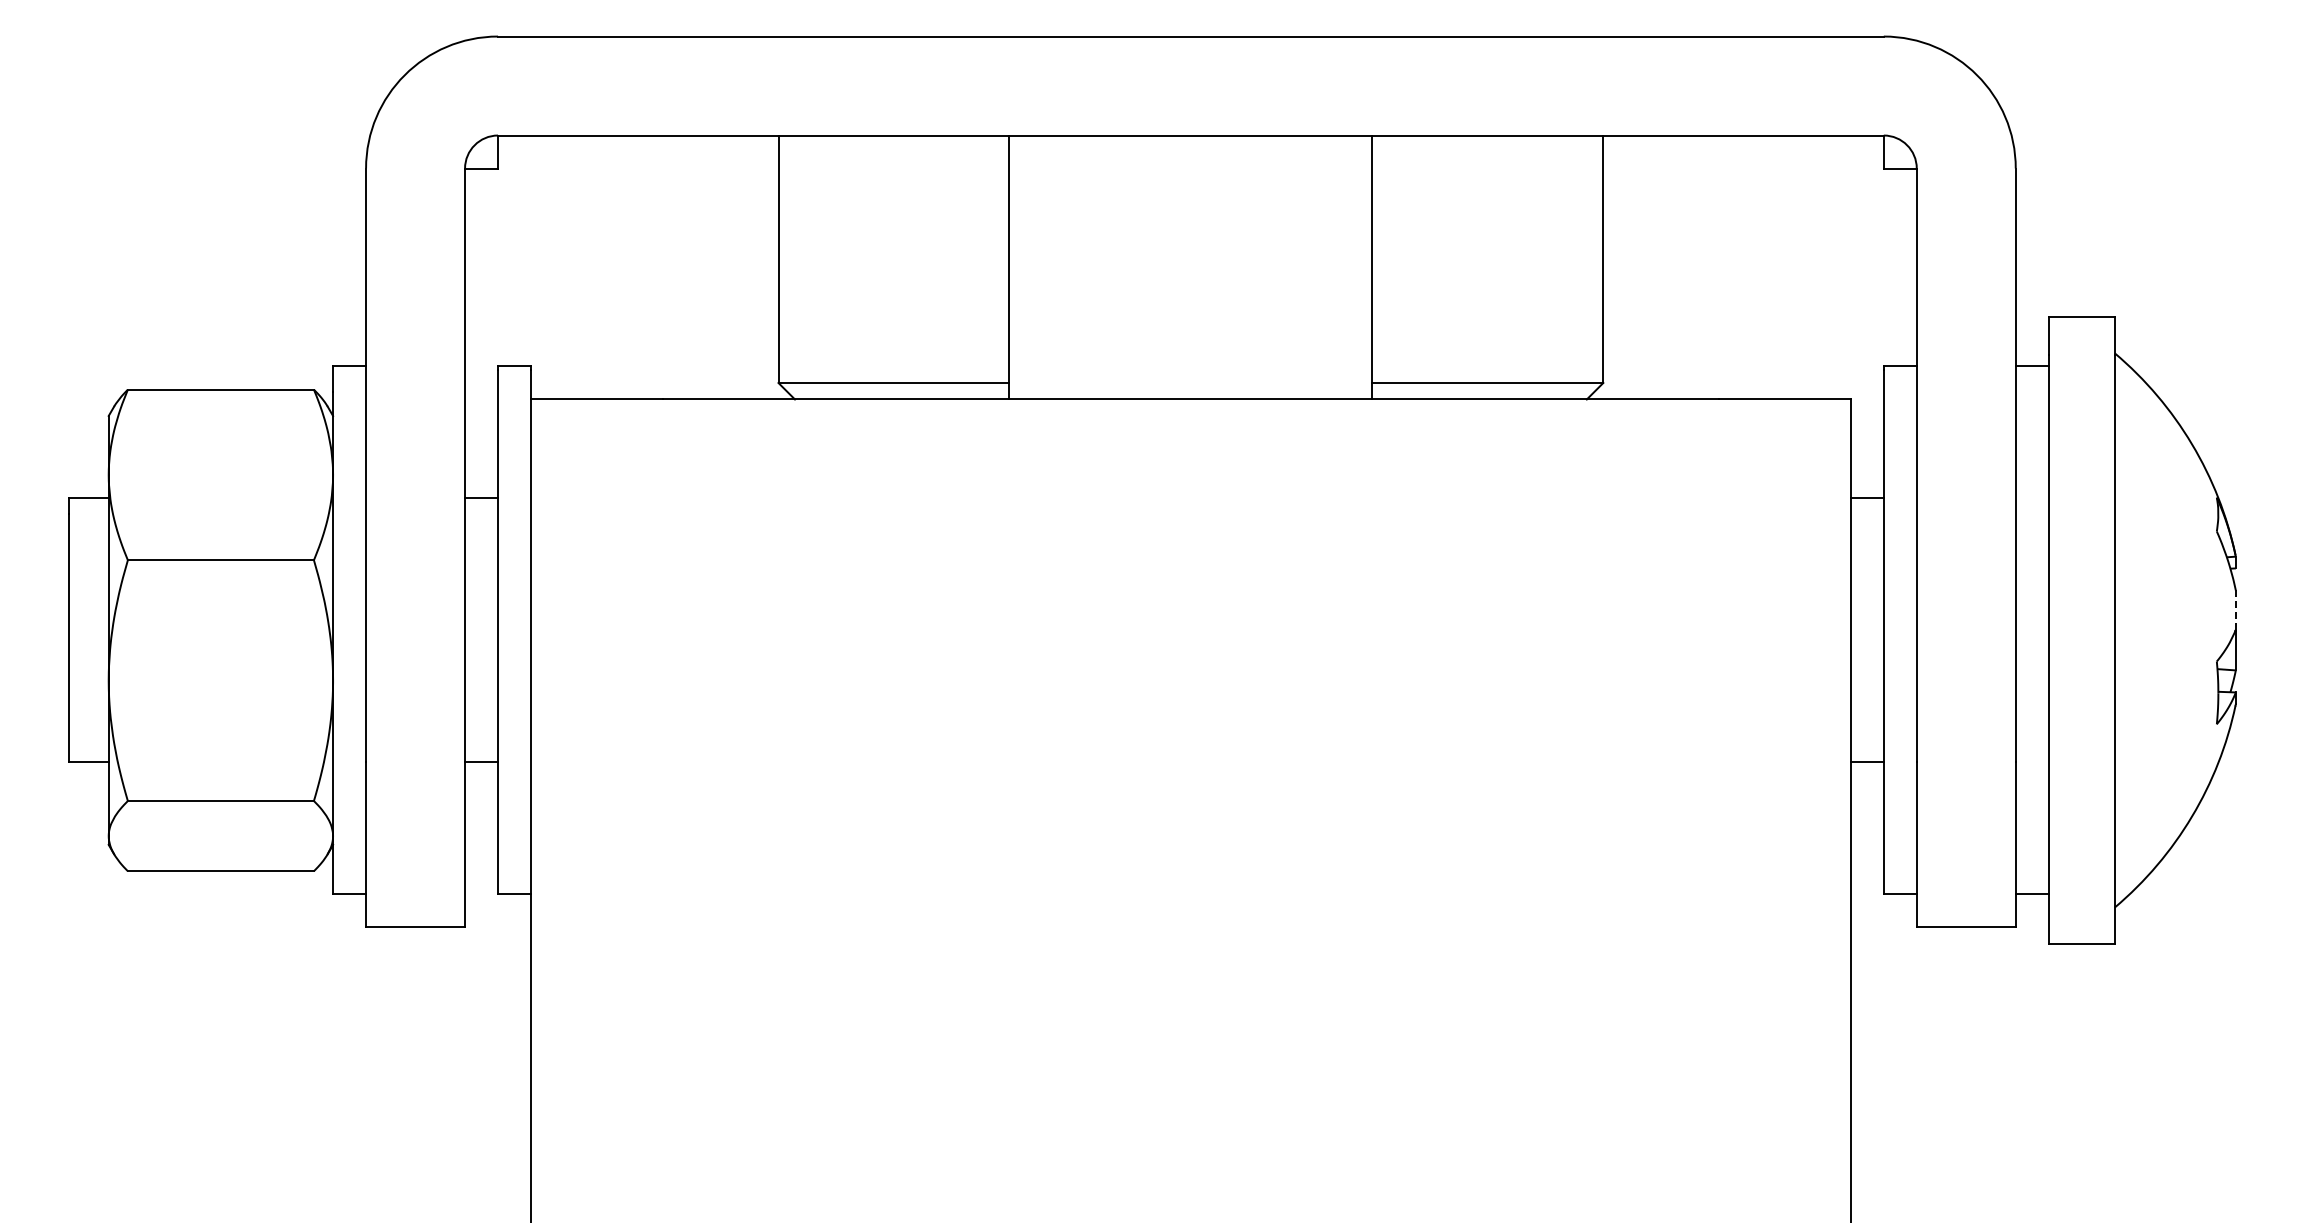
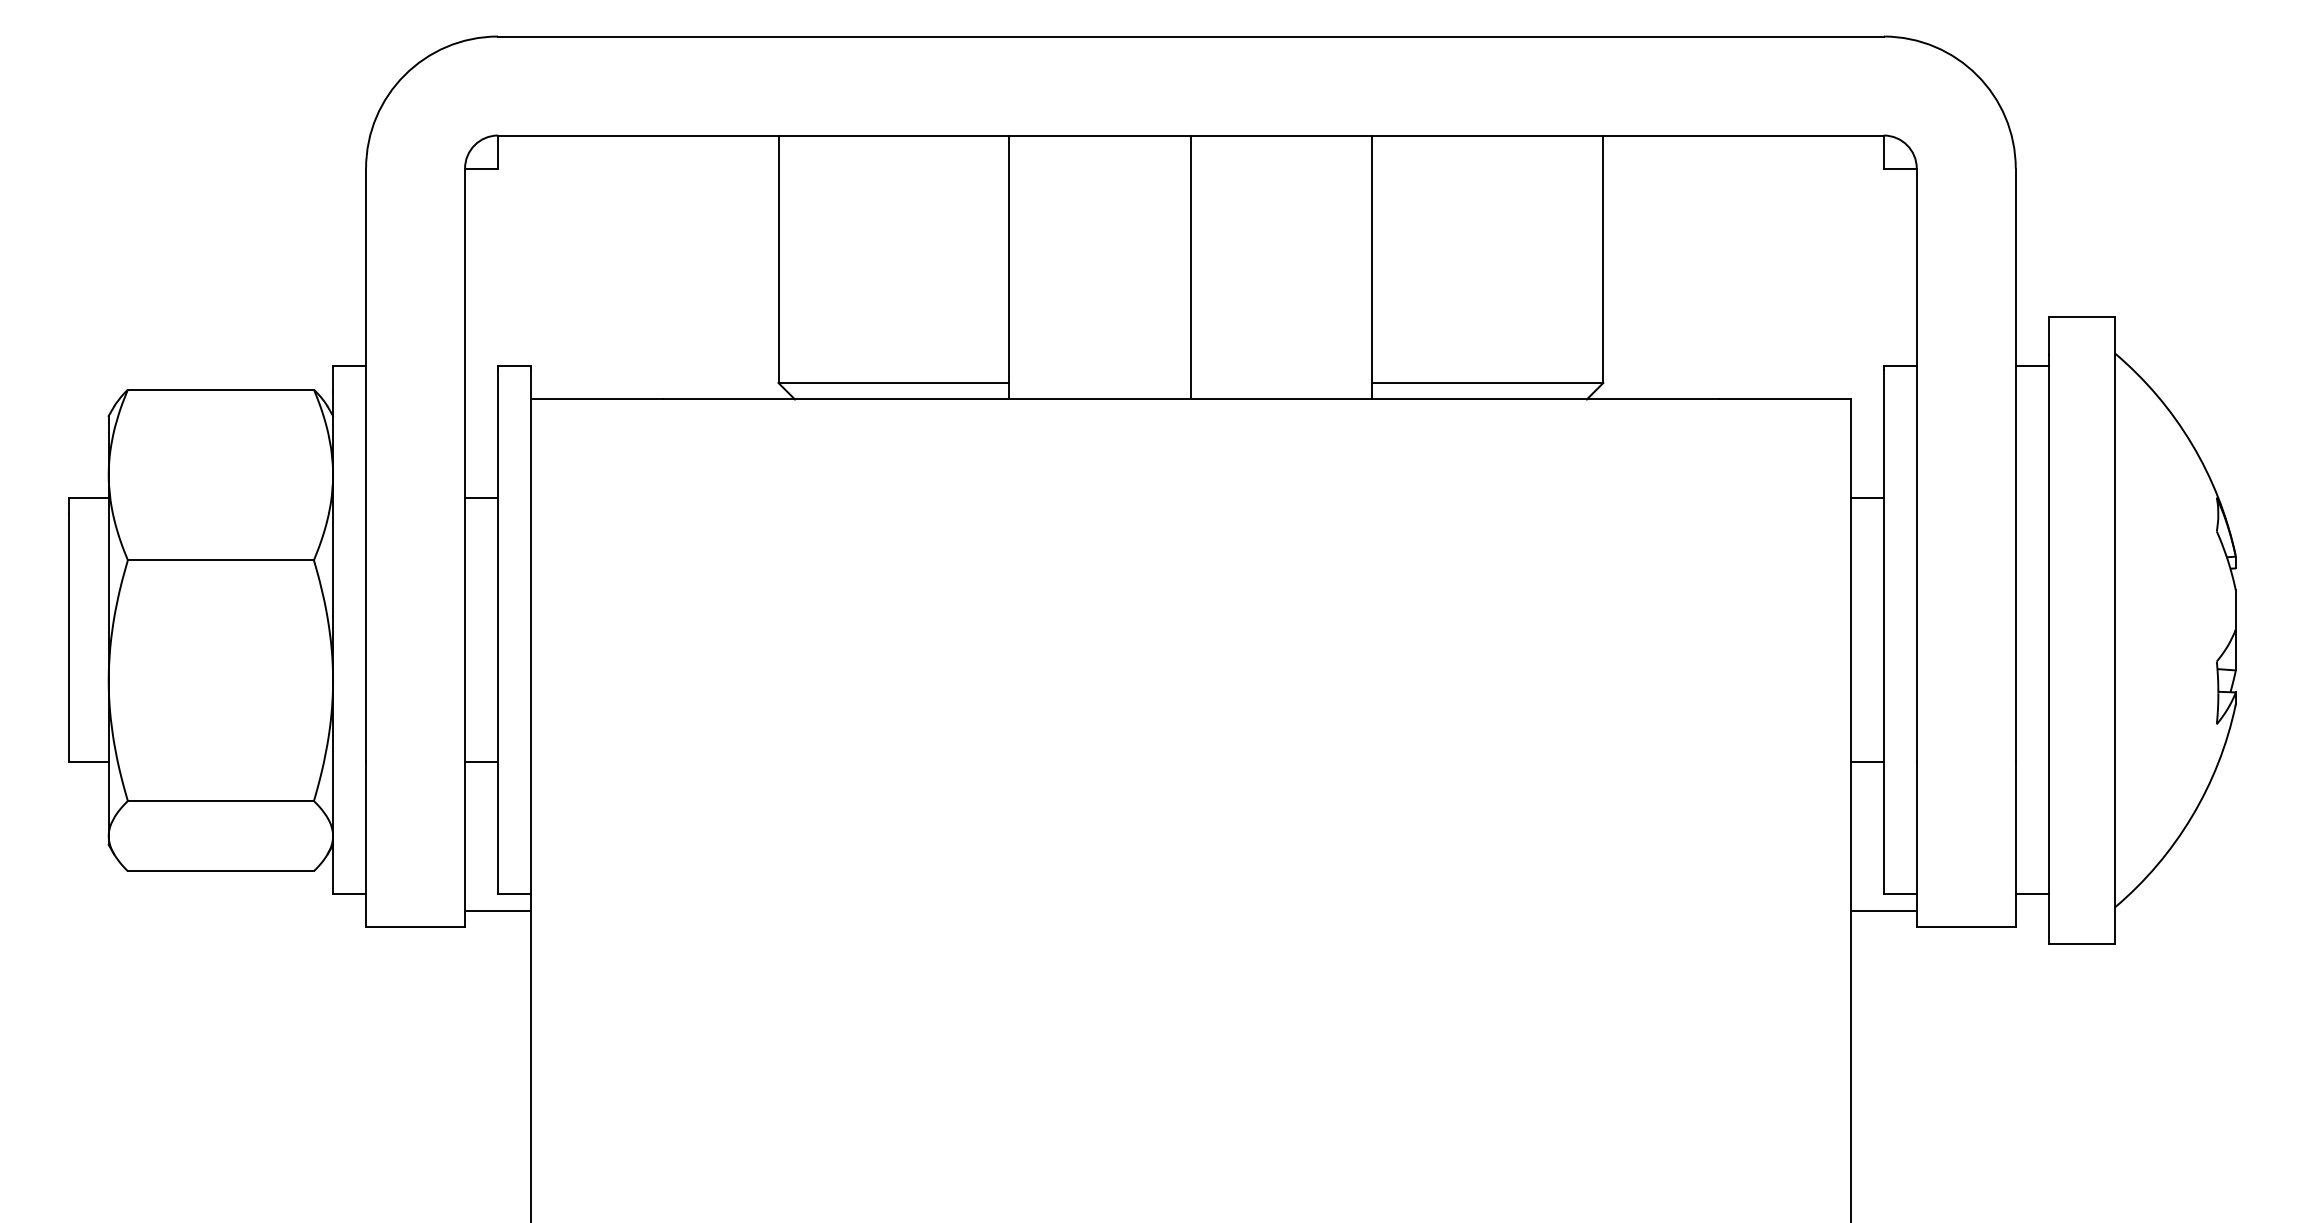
line: none -> present (1190, 267)
line: dashed -> solid (2235, 610)
line: none -> present (498, 910)
line: none -> present (1883, 910)
